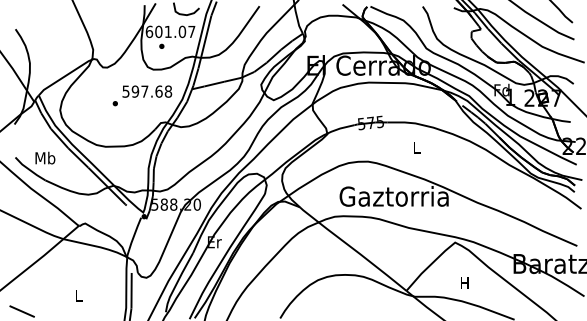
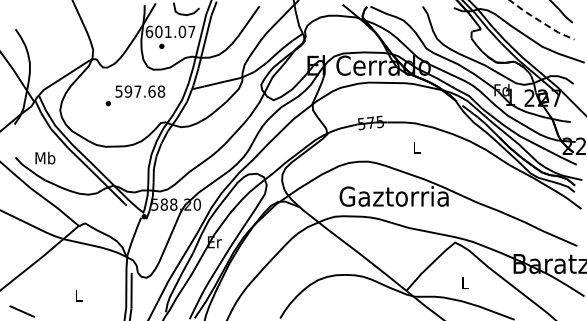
line: solid -> dashed (541, 21)
text position: (142, 95) -> (135, 95) (135, 95)
text: H -> L (464, 282)
